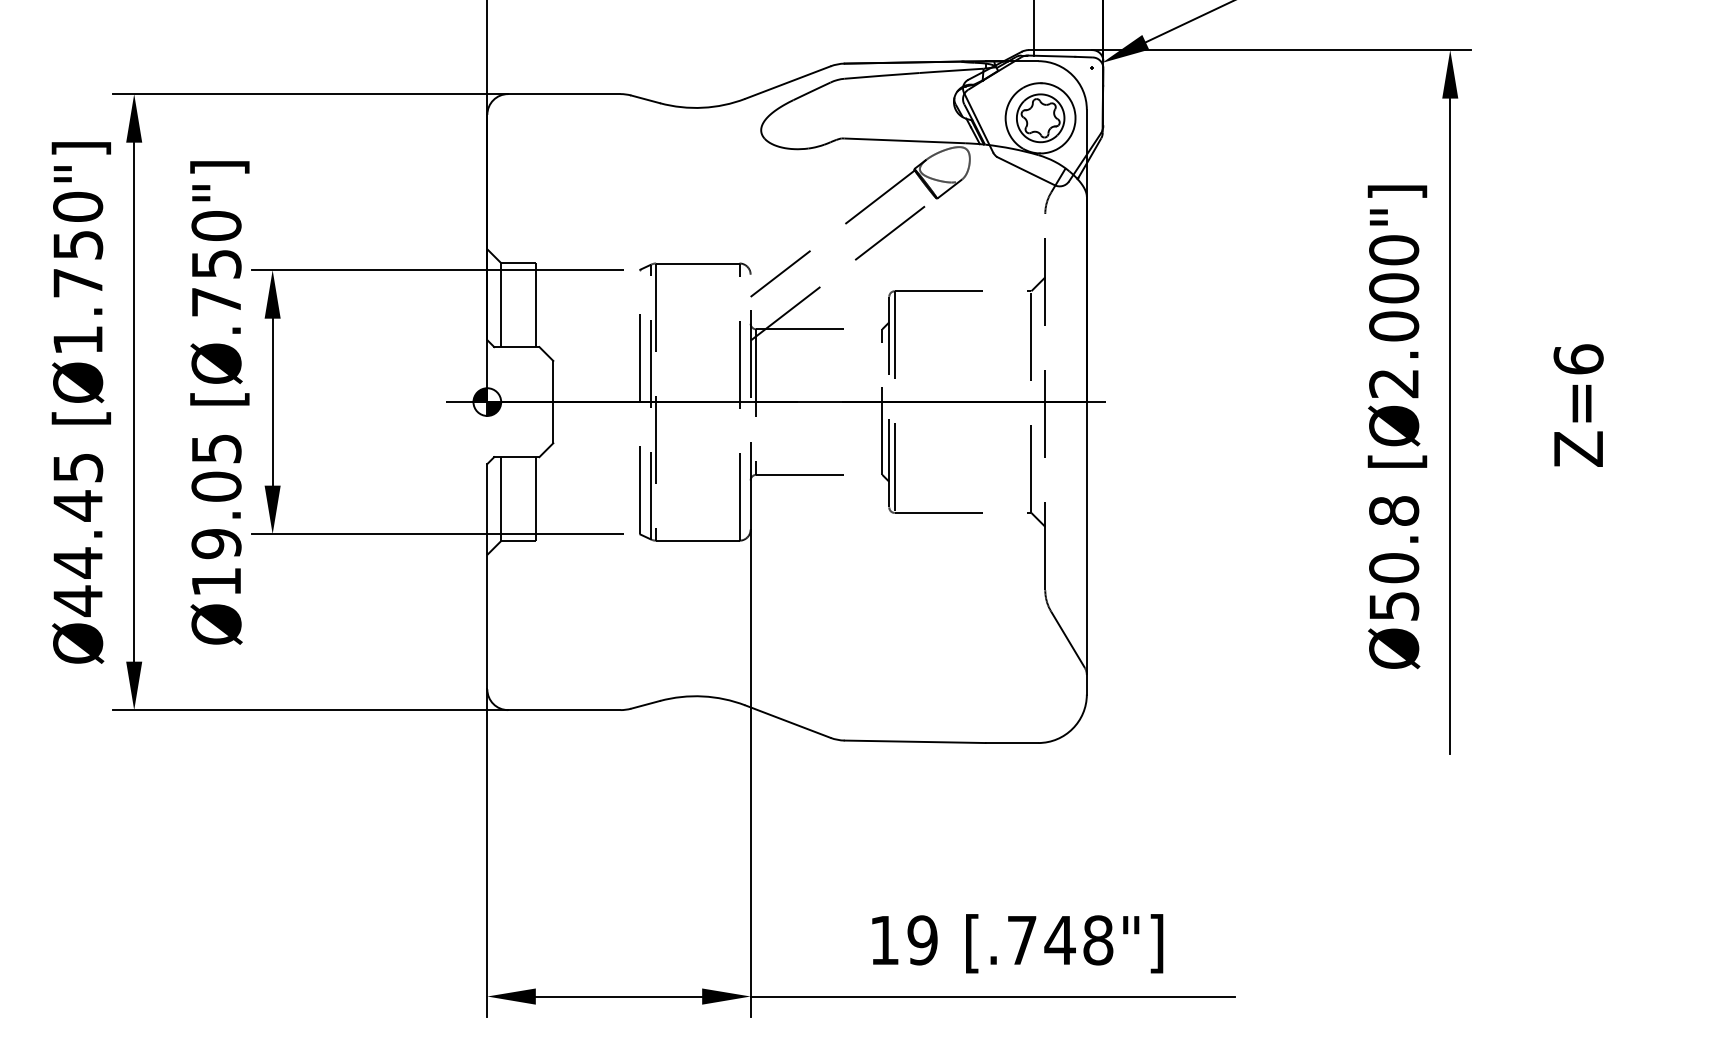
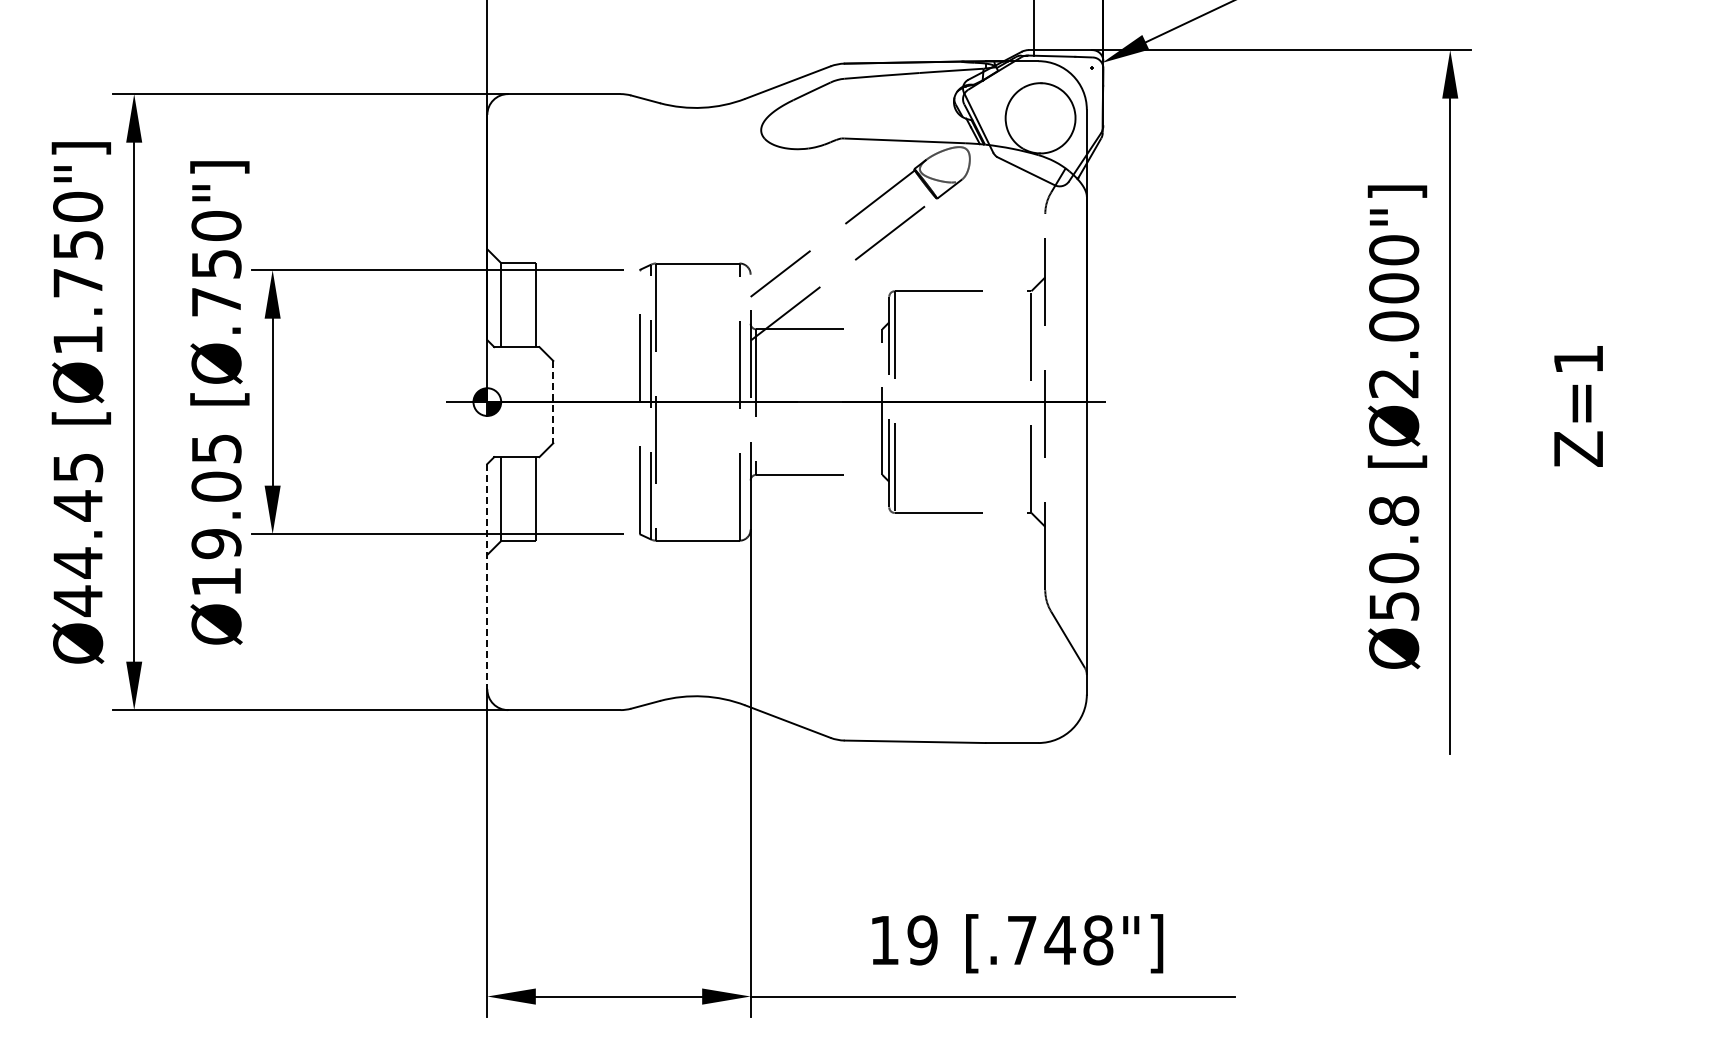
part: present -> none (1040, 118)
text: Z=6 -> Z=1 (1578, 359)
line: solid -> dashed (553, 402)
line: solid -> dashed (487, 576)
